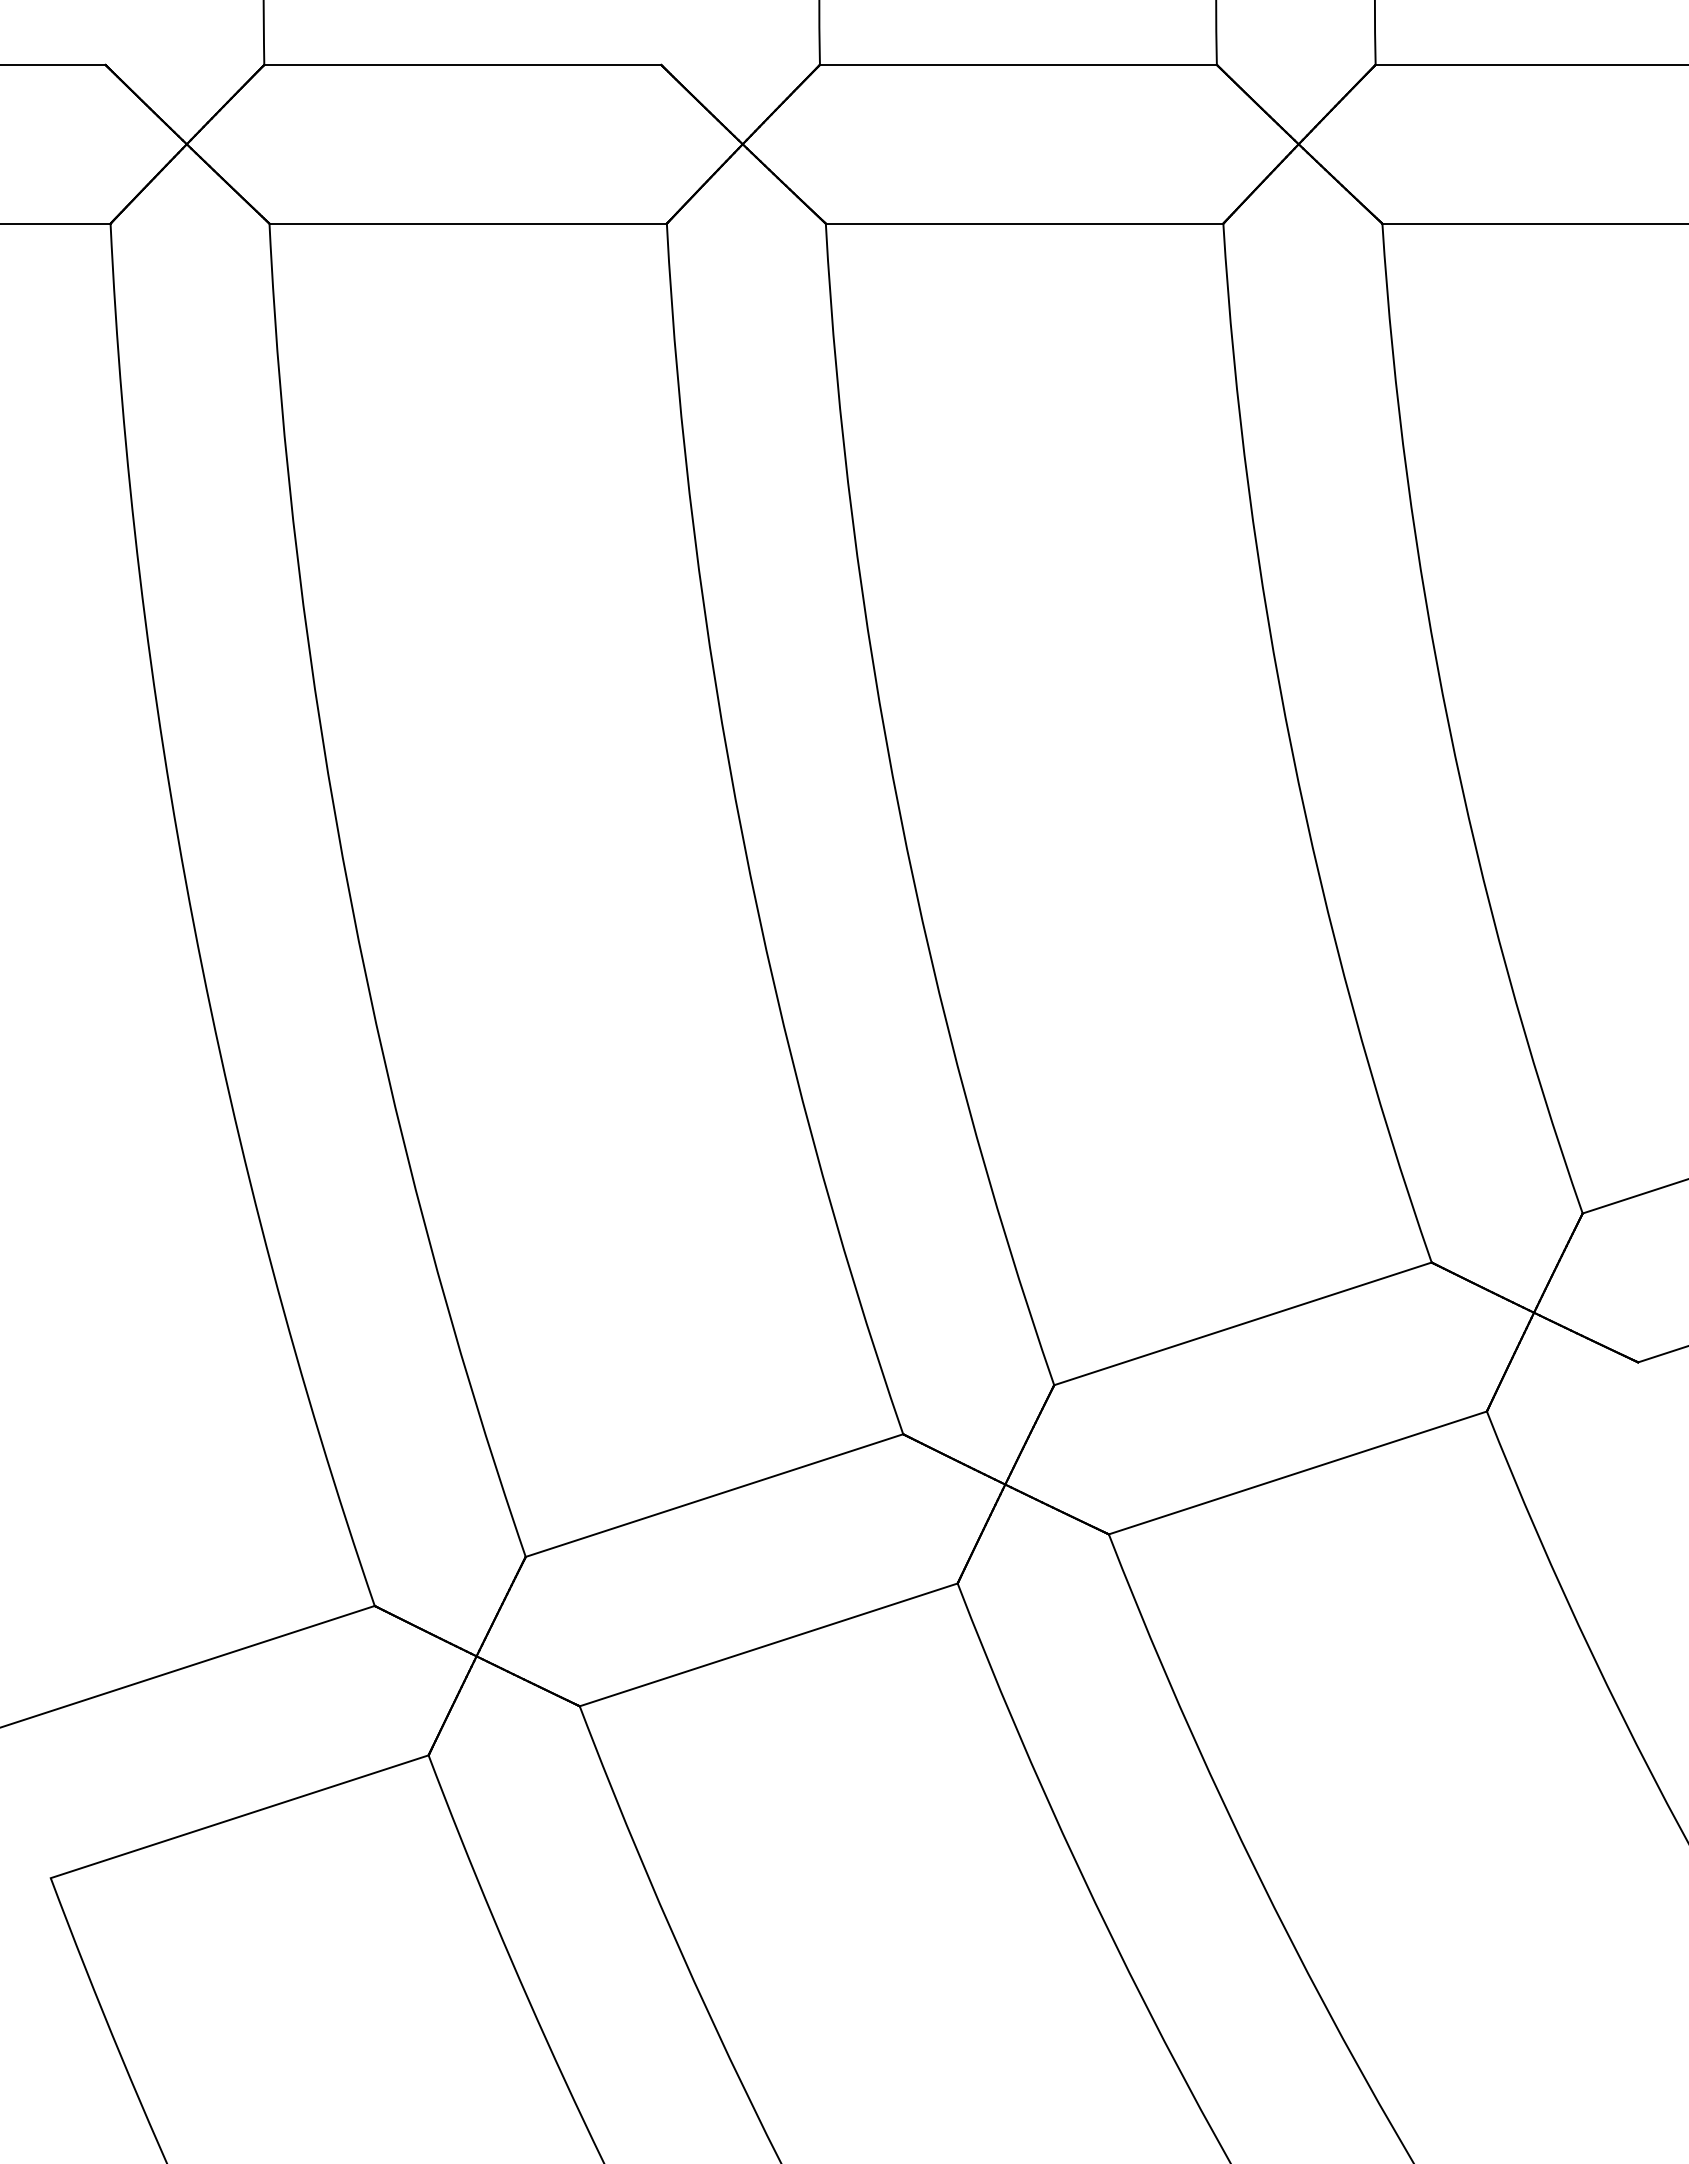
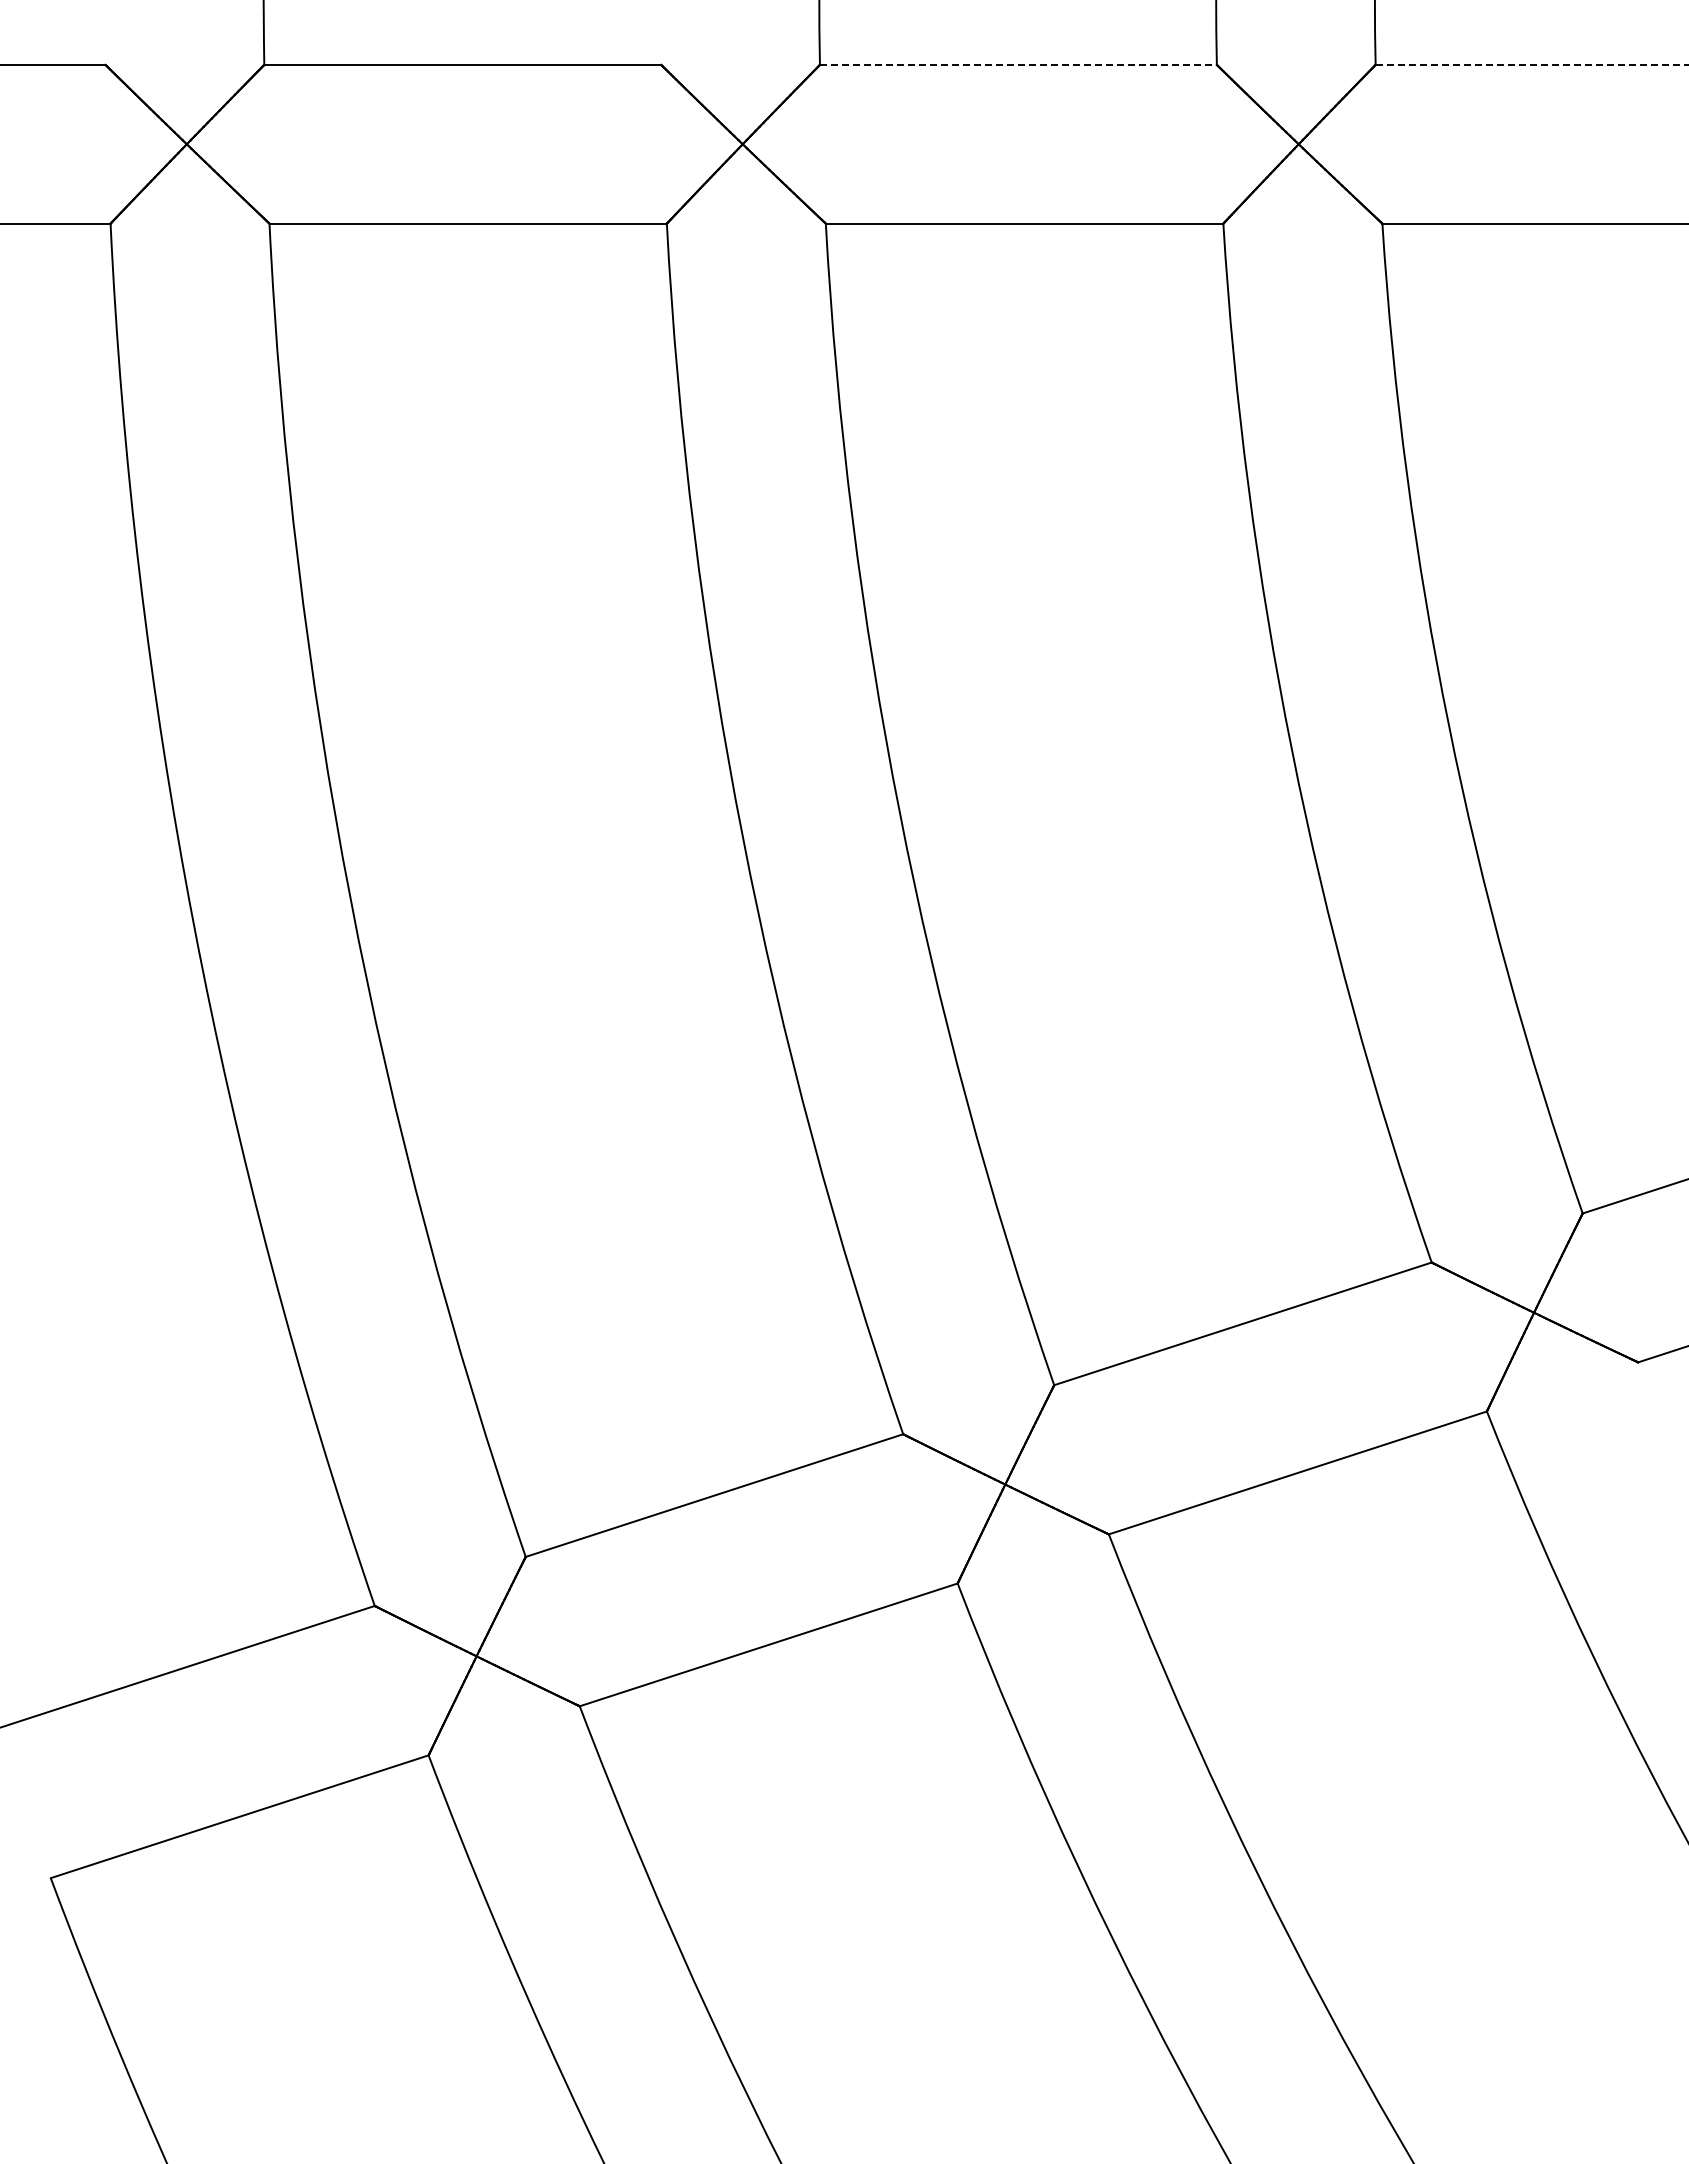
line: solid -> dashed (1018, 64)
line: solid -> dashed (1532, 64)
